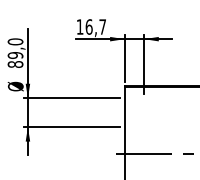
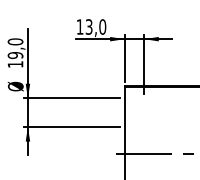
text: 16,7 -> 13,0 (95, 26)
text: 89,0 -> 19,0 (15, 64)
